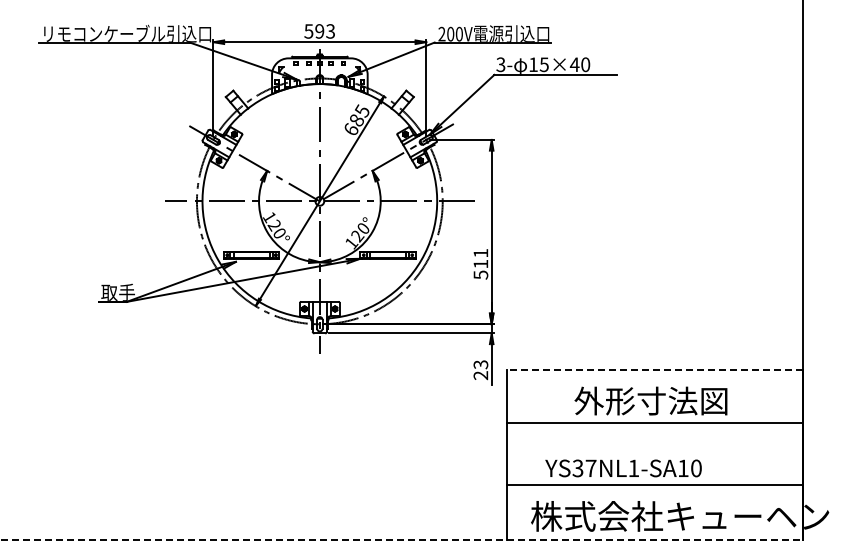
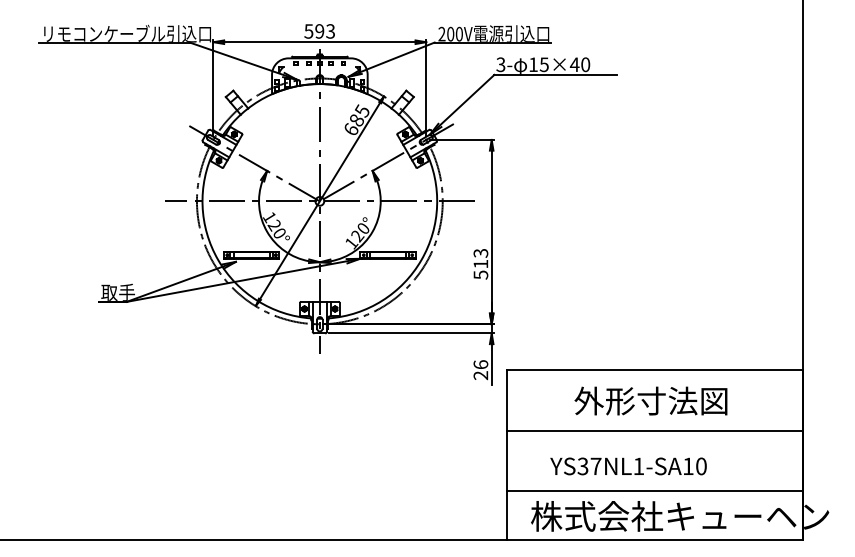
text: 511 -> 513 (480, 253)
text: 23 -> 26 (480, 364)
line: dashed -> solid (654, 369)
line position: (654, 422) -> (654, 430) (654, 430)
text position: (623, 468) -> (628, 466) (628, 466)
line position: (654, 485) -> (654, 491) (654, 491)
line: dashed -> solid (402, 540)
